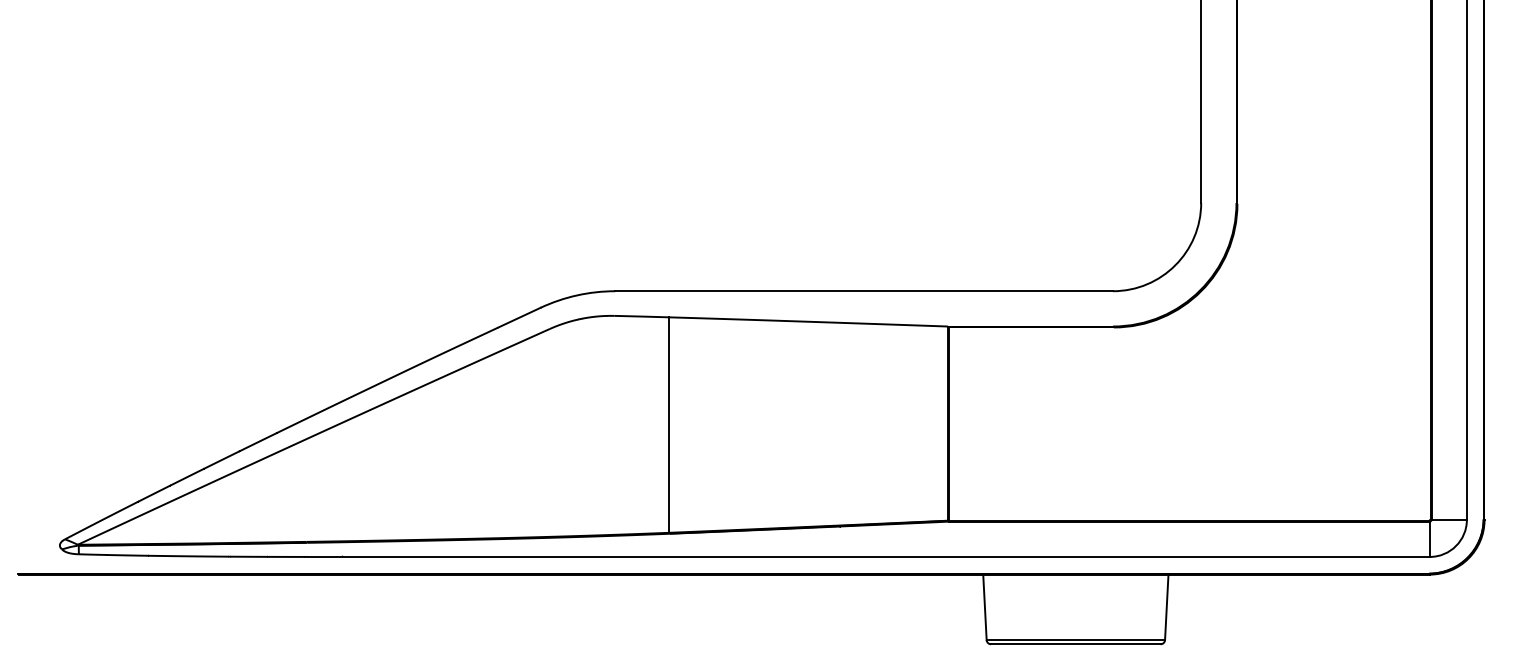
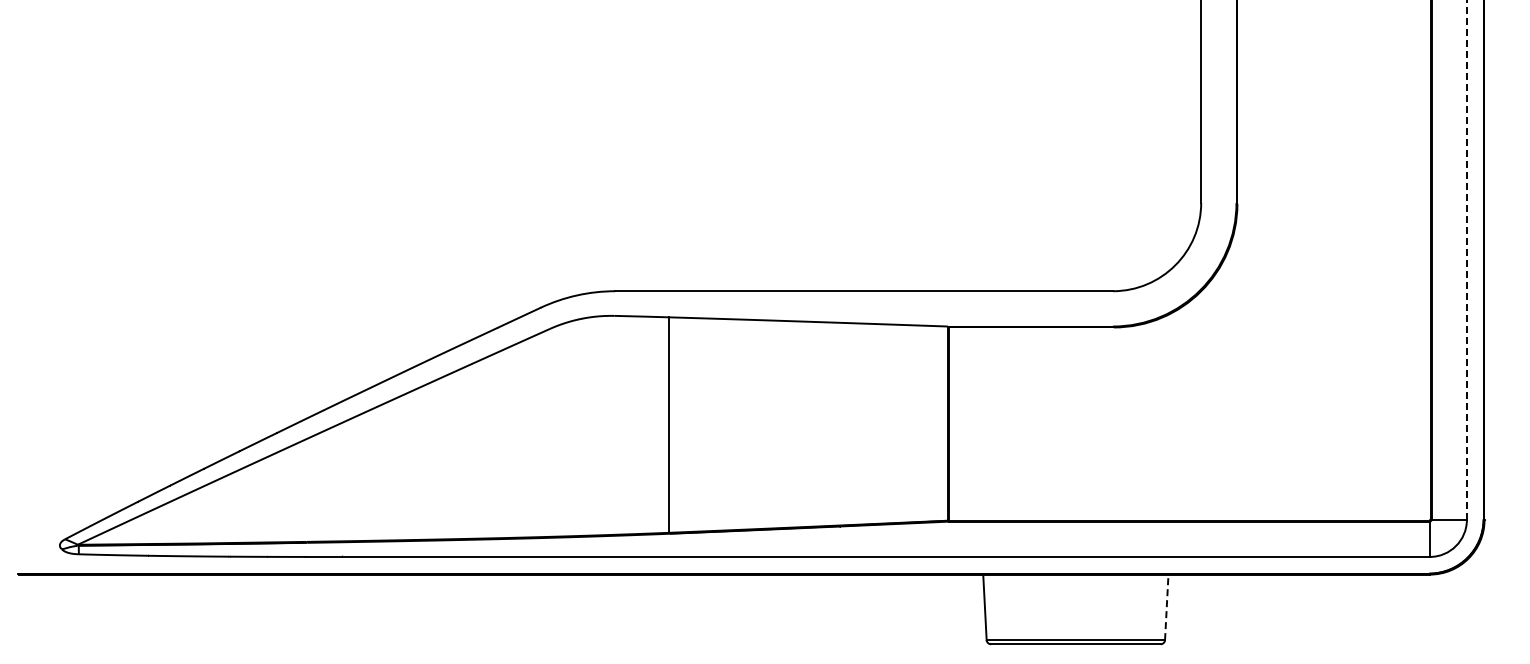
line: solid -> dashed (1466, 260)
line: solid -> dashed (1166, 607)
